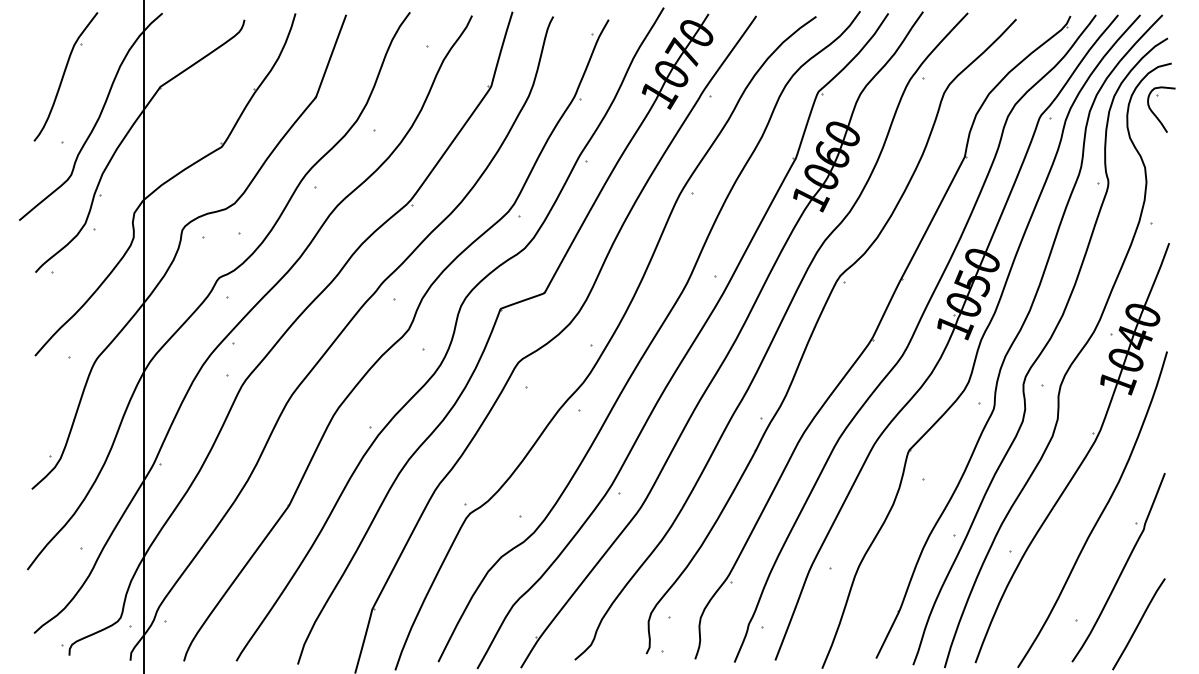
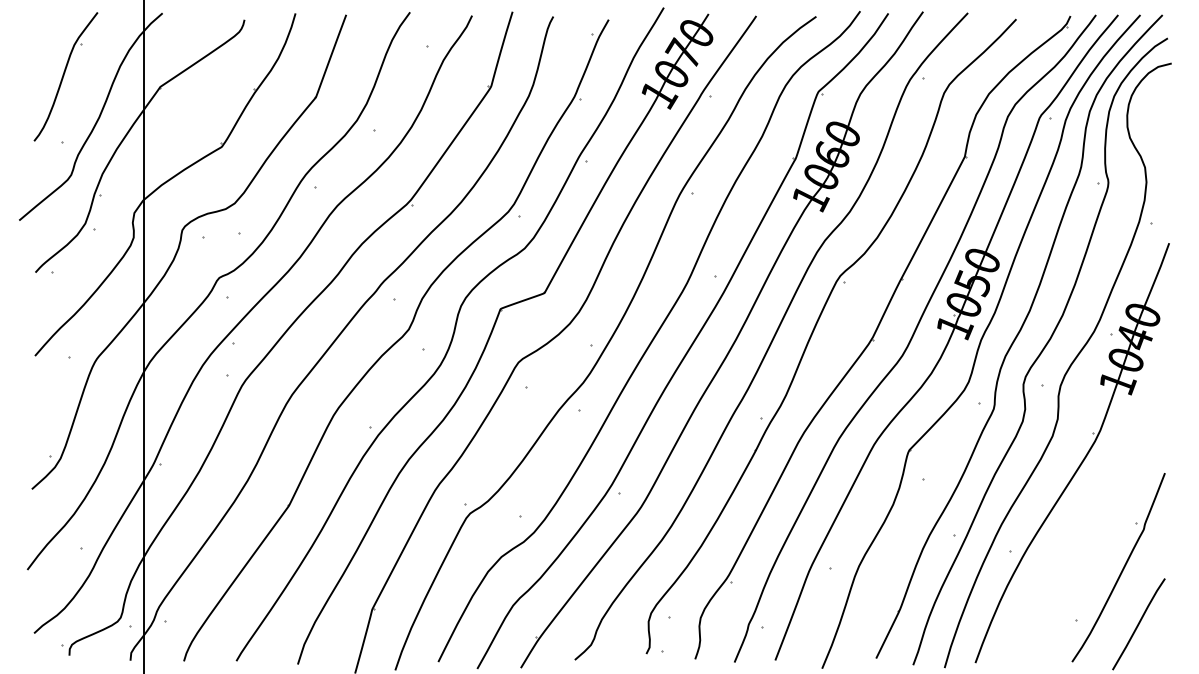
part: present -> none (1155, 114)
curve: present -> none (1100, 513)
